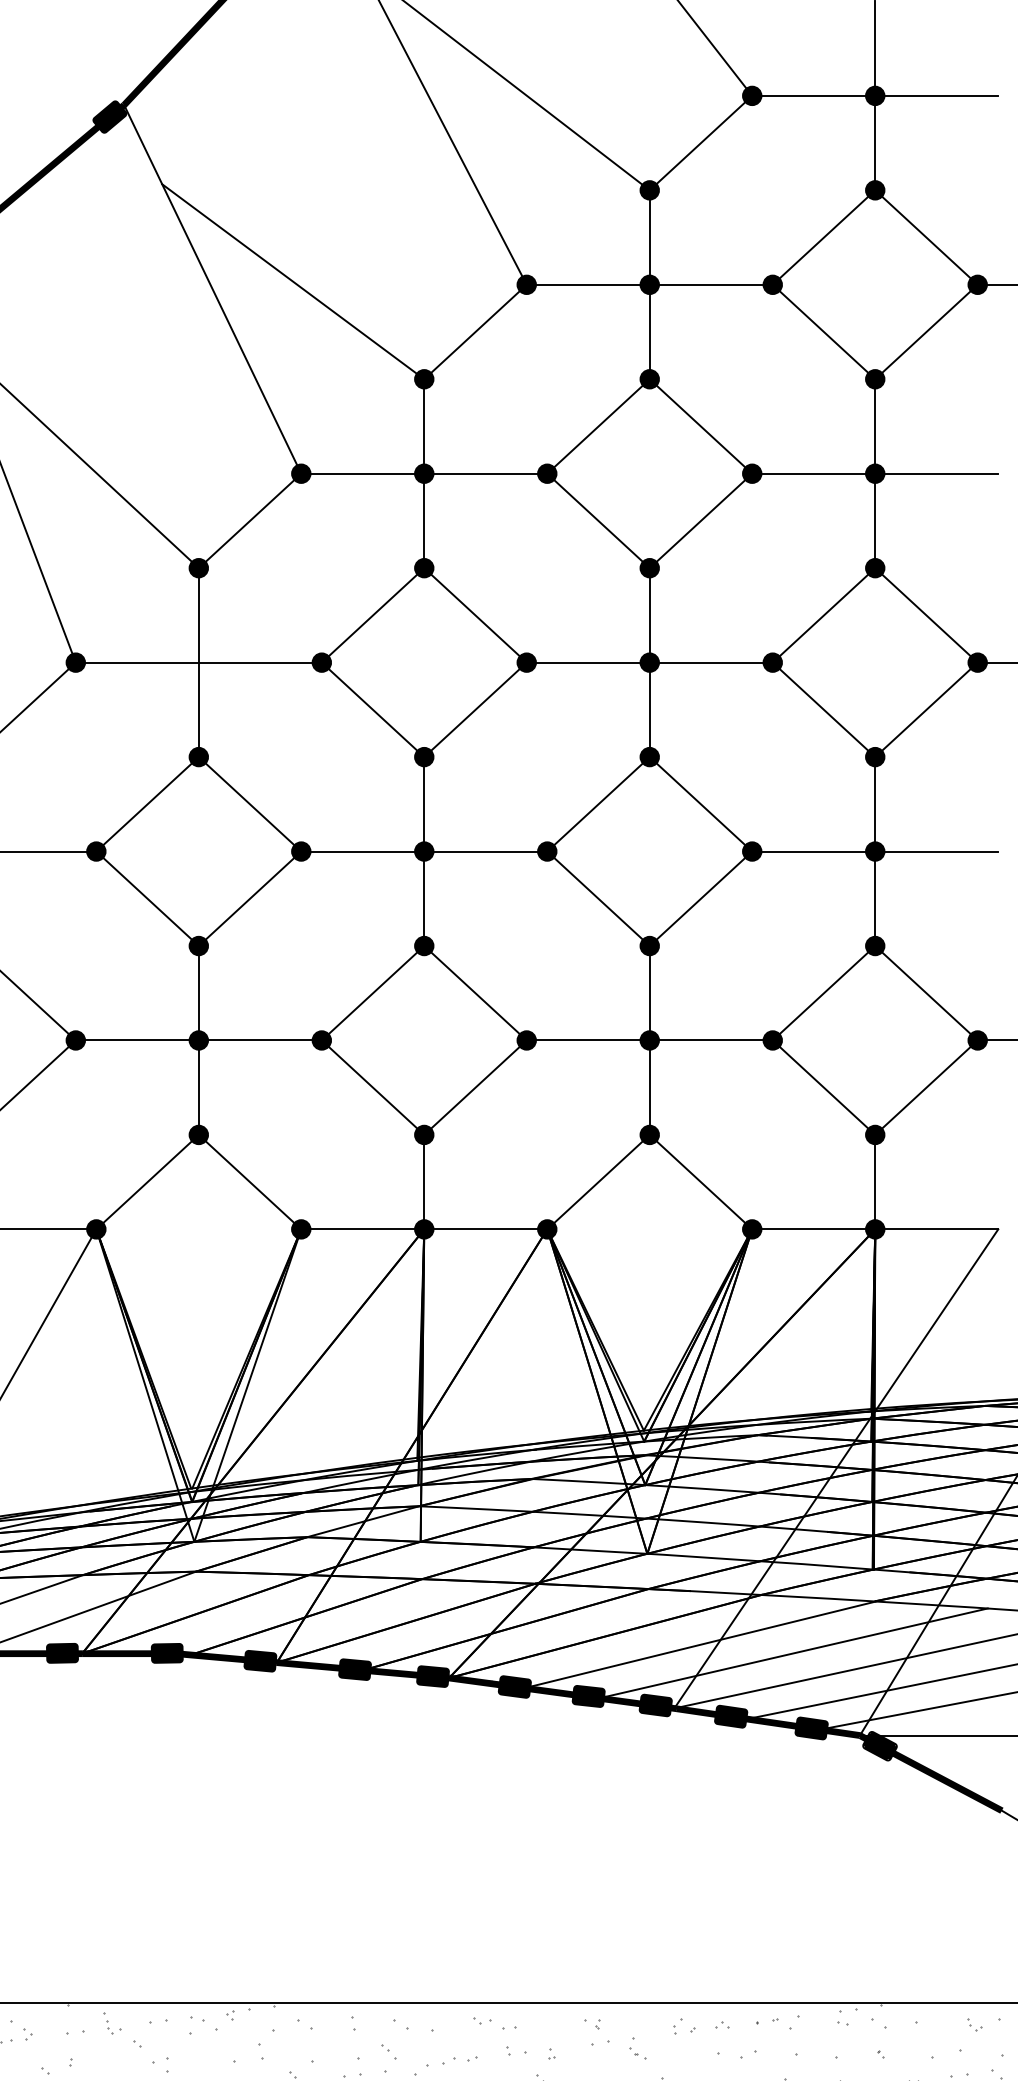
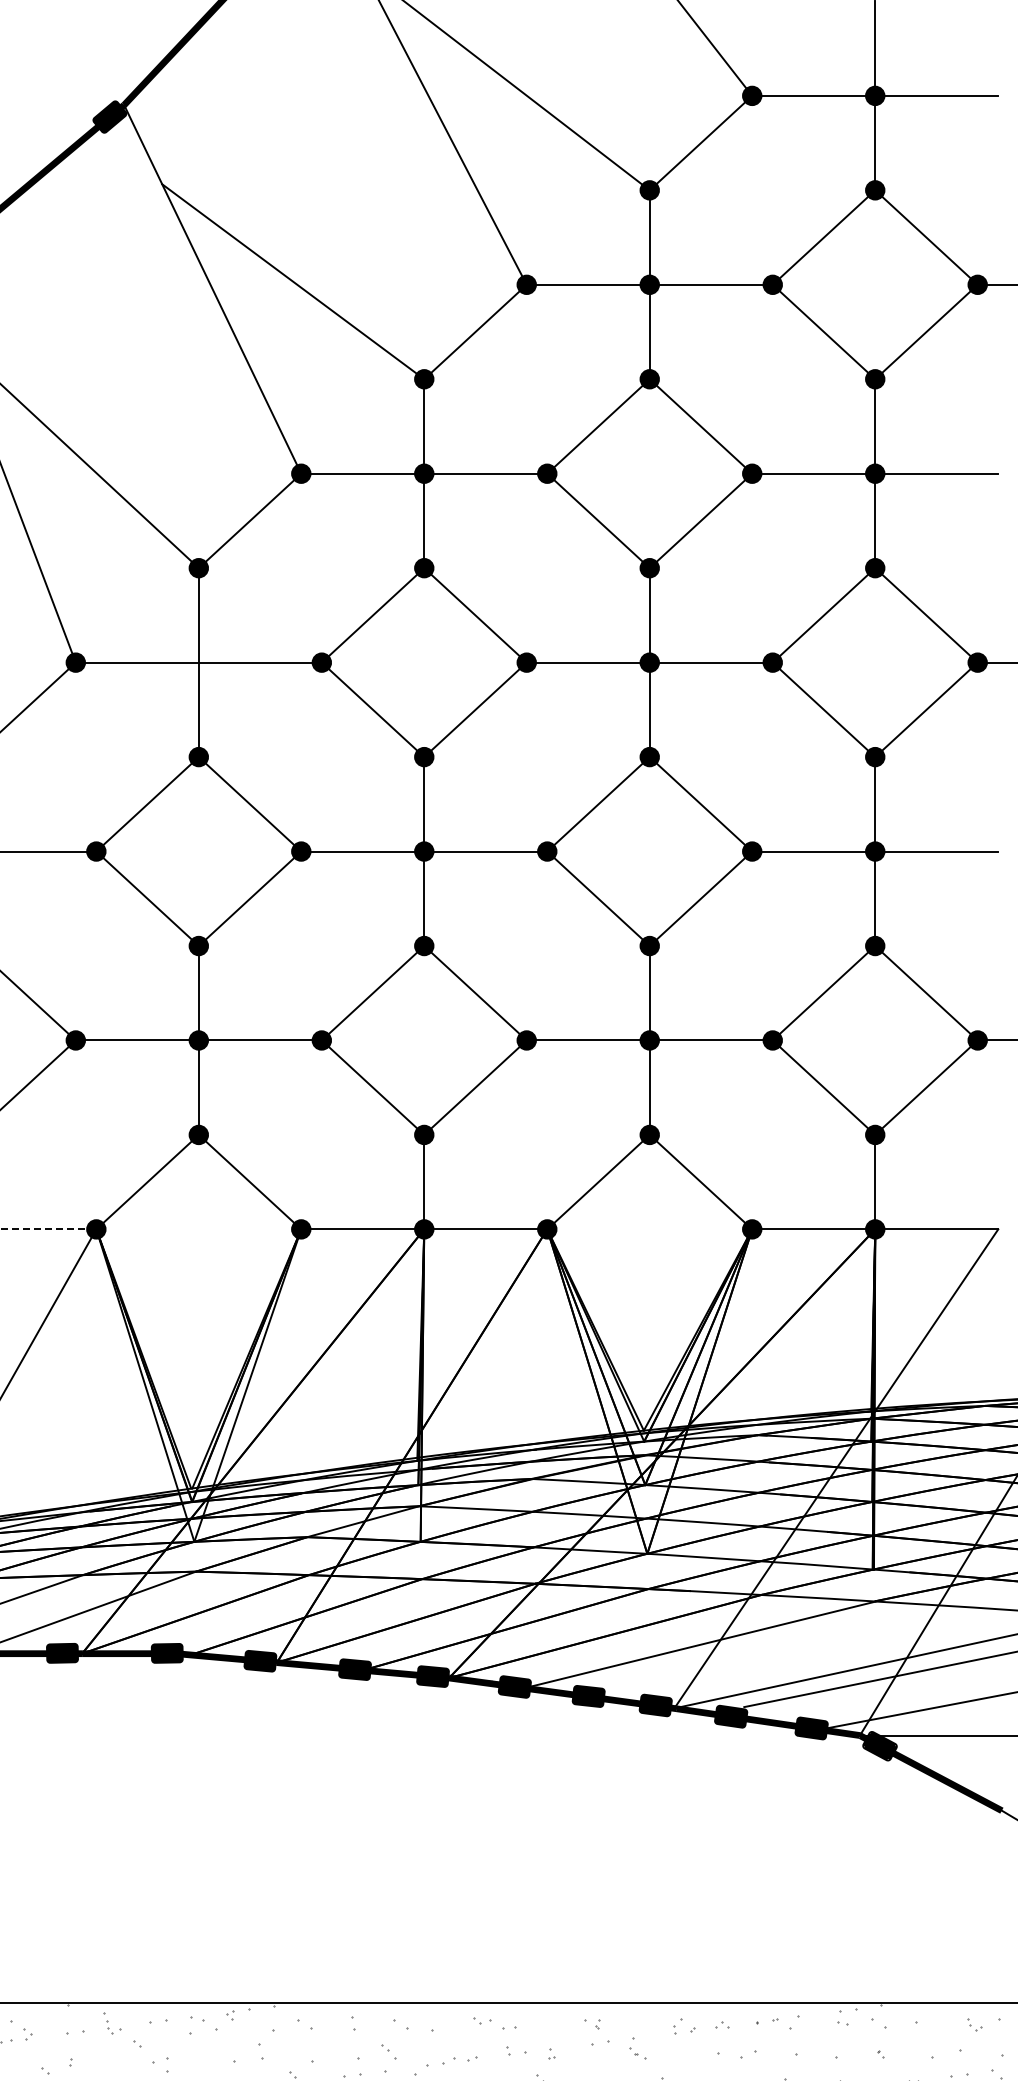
line: solid -> dashed (47, 1229)
line: present -> none (794, 1652)
line position: (880, 1691) -> (879, 1679) (879, 1679)
